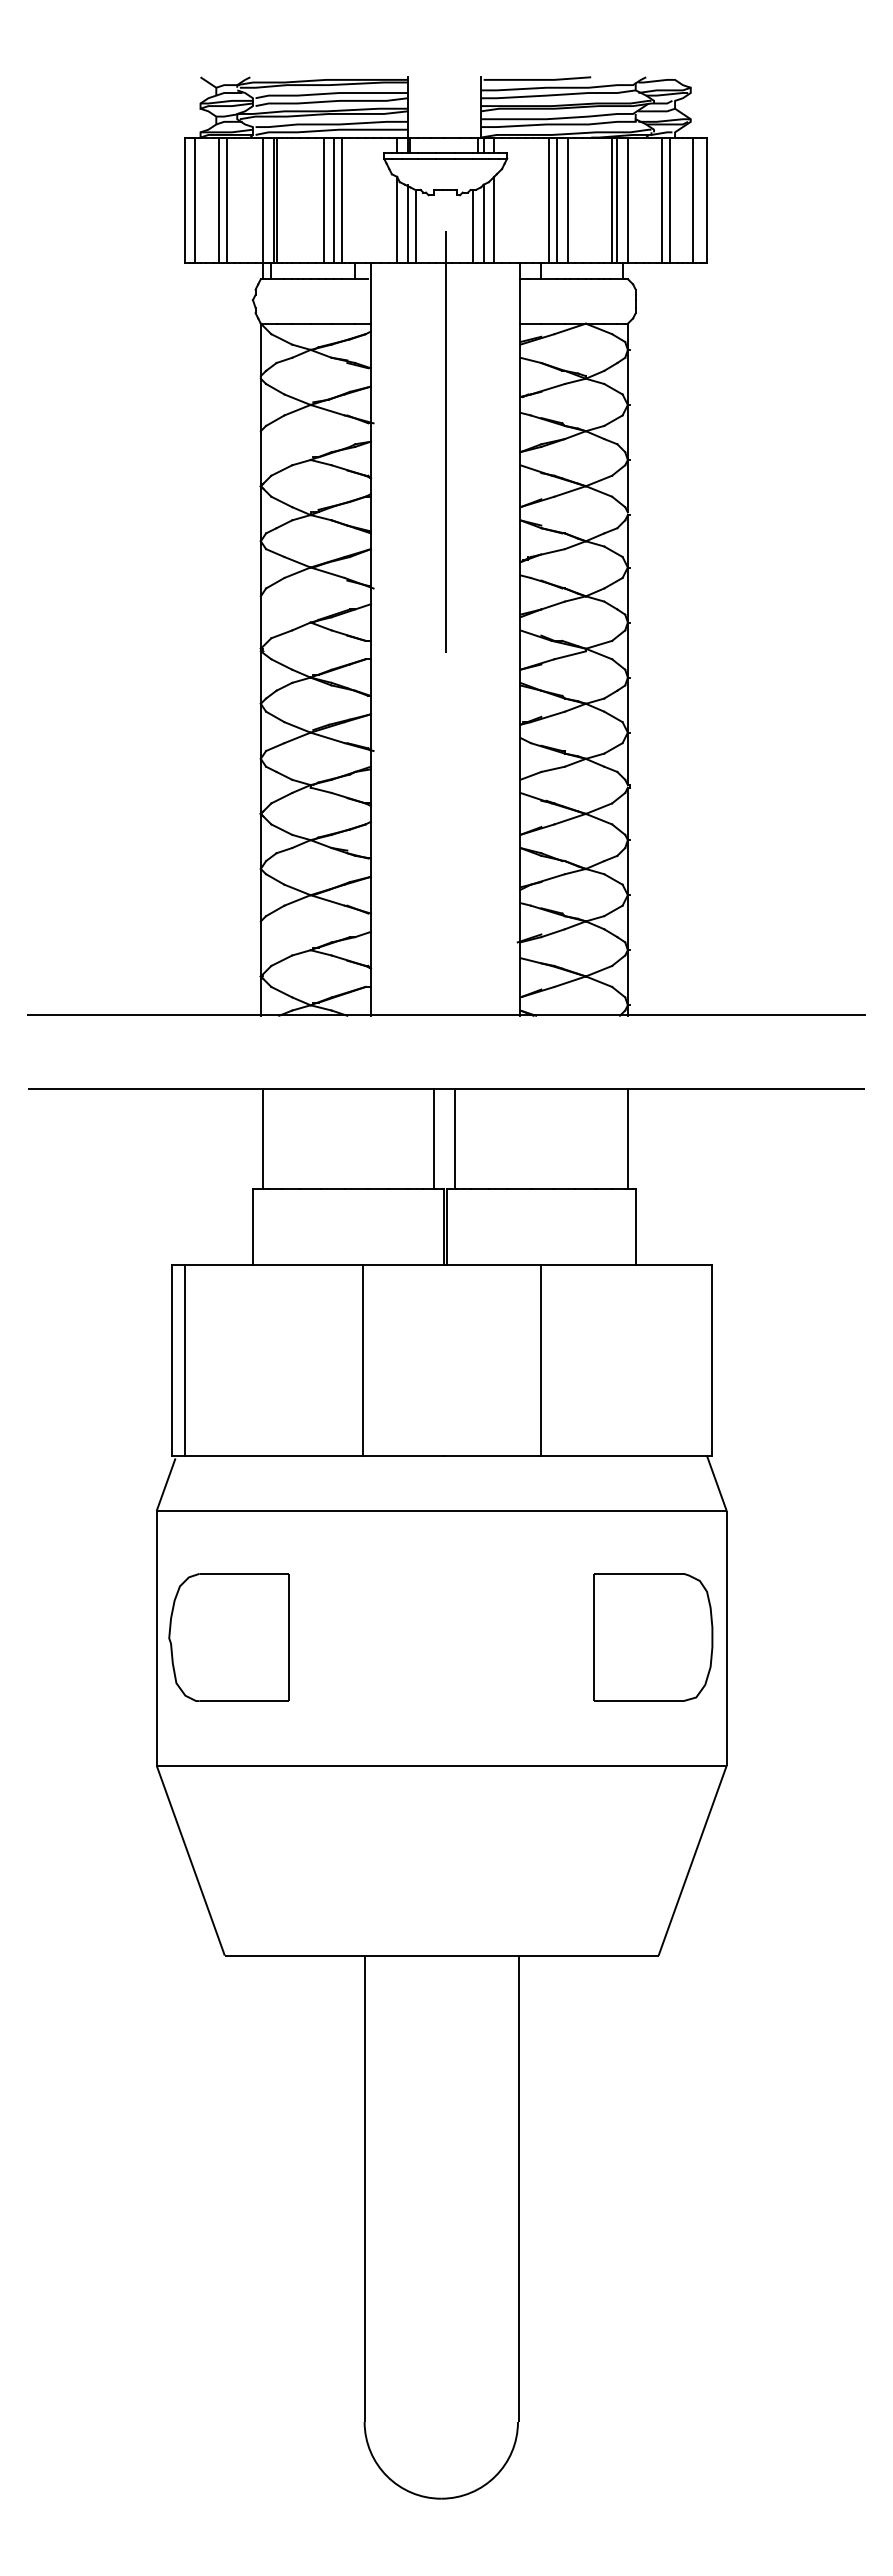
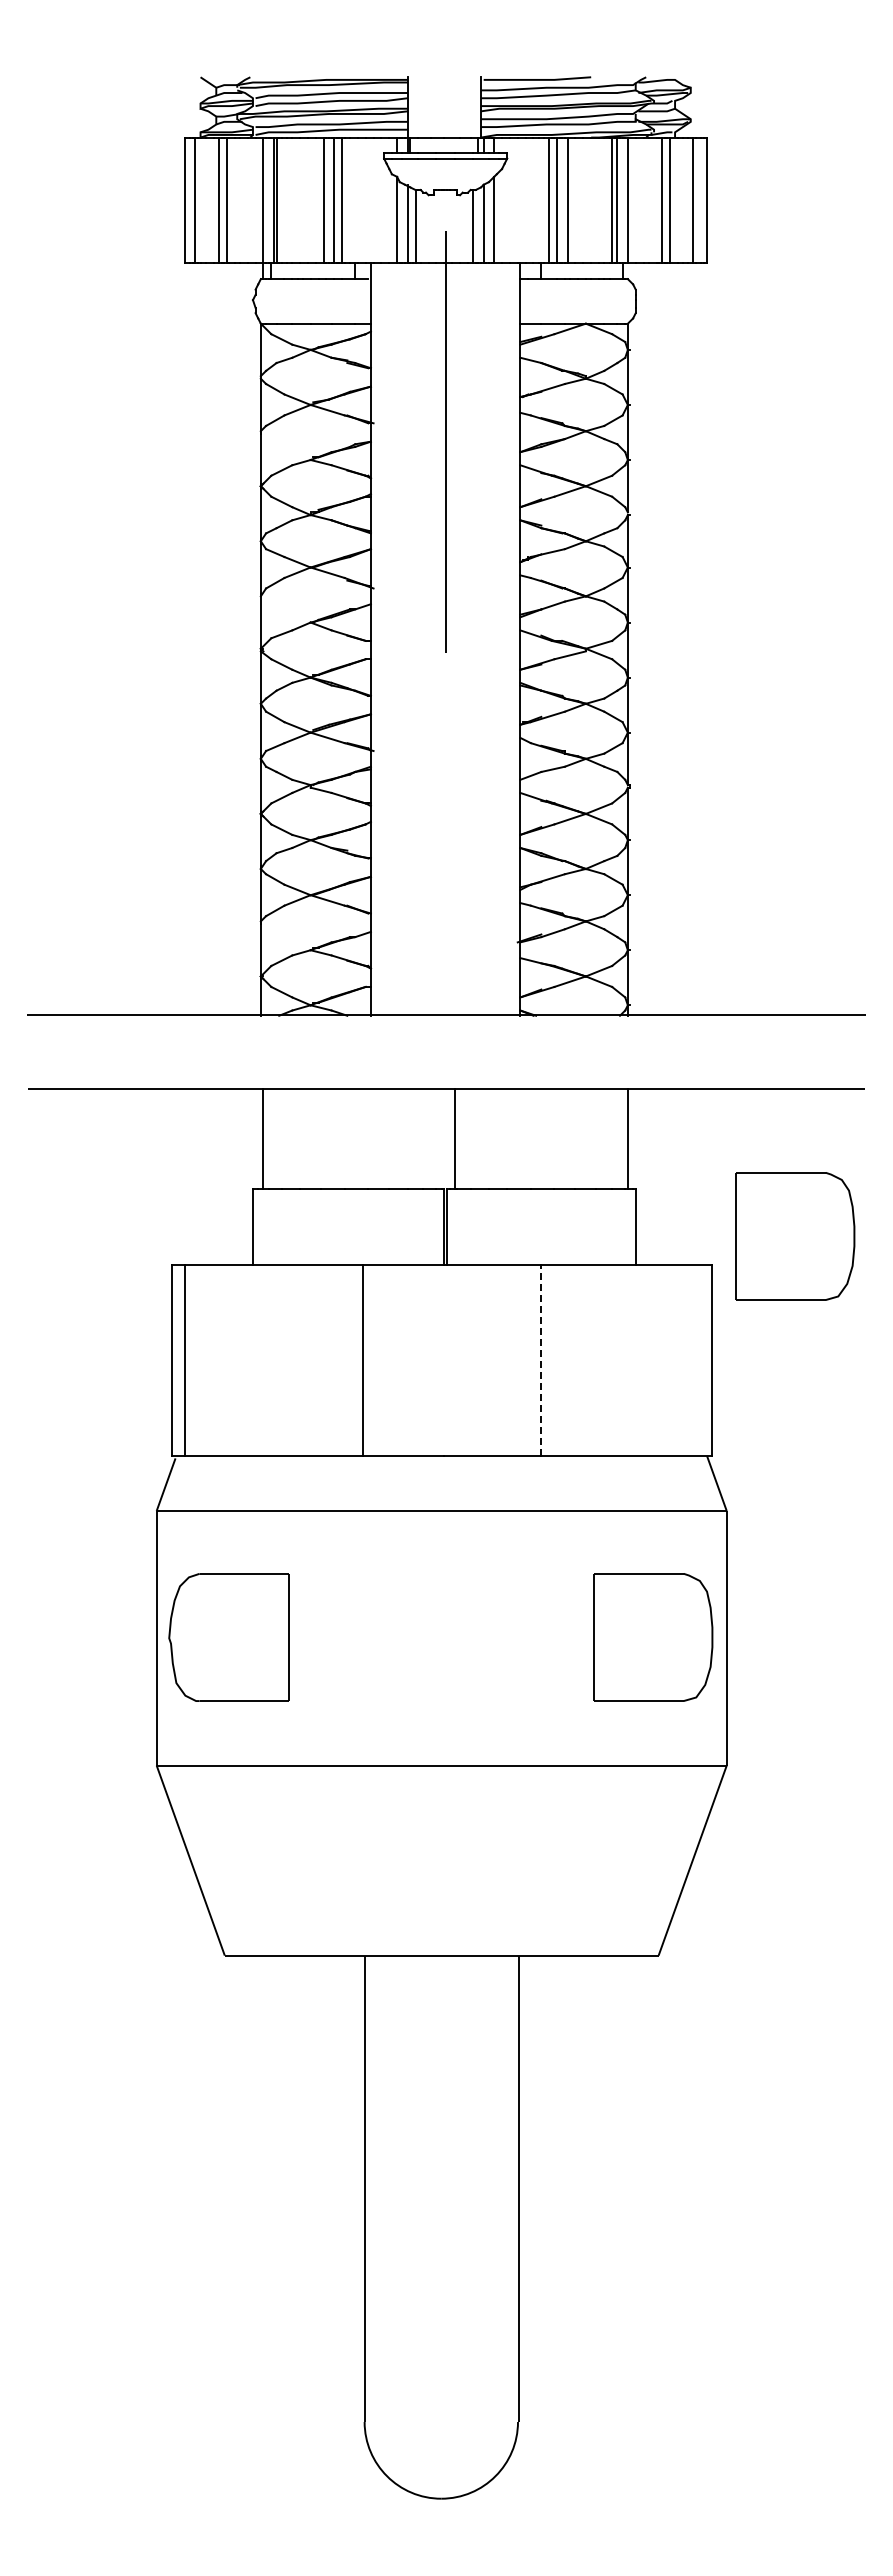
line: present -> none (433, 1138)
part: none -> present (795, 1236)
line: solid -> dashed (541, 1360)
